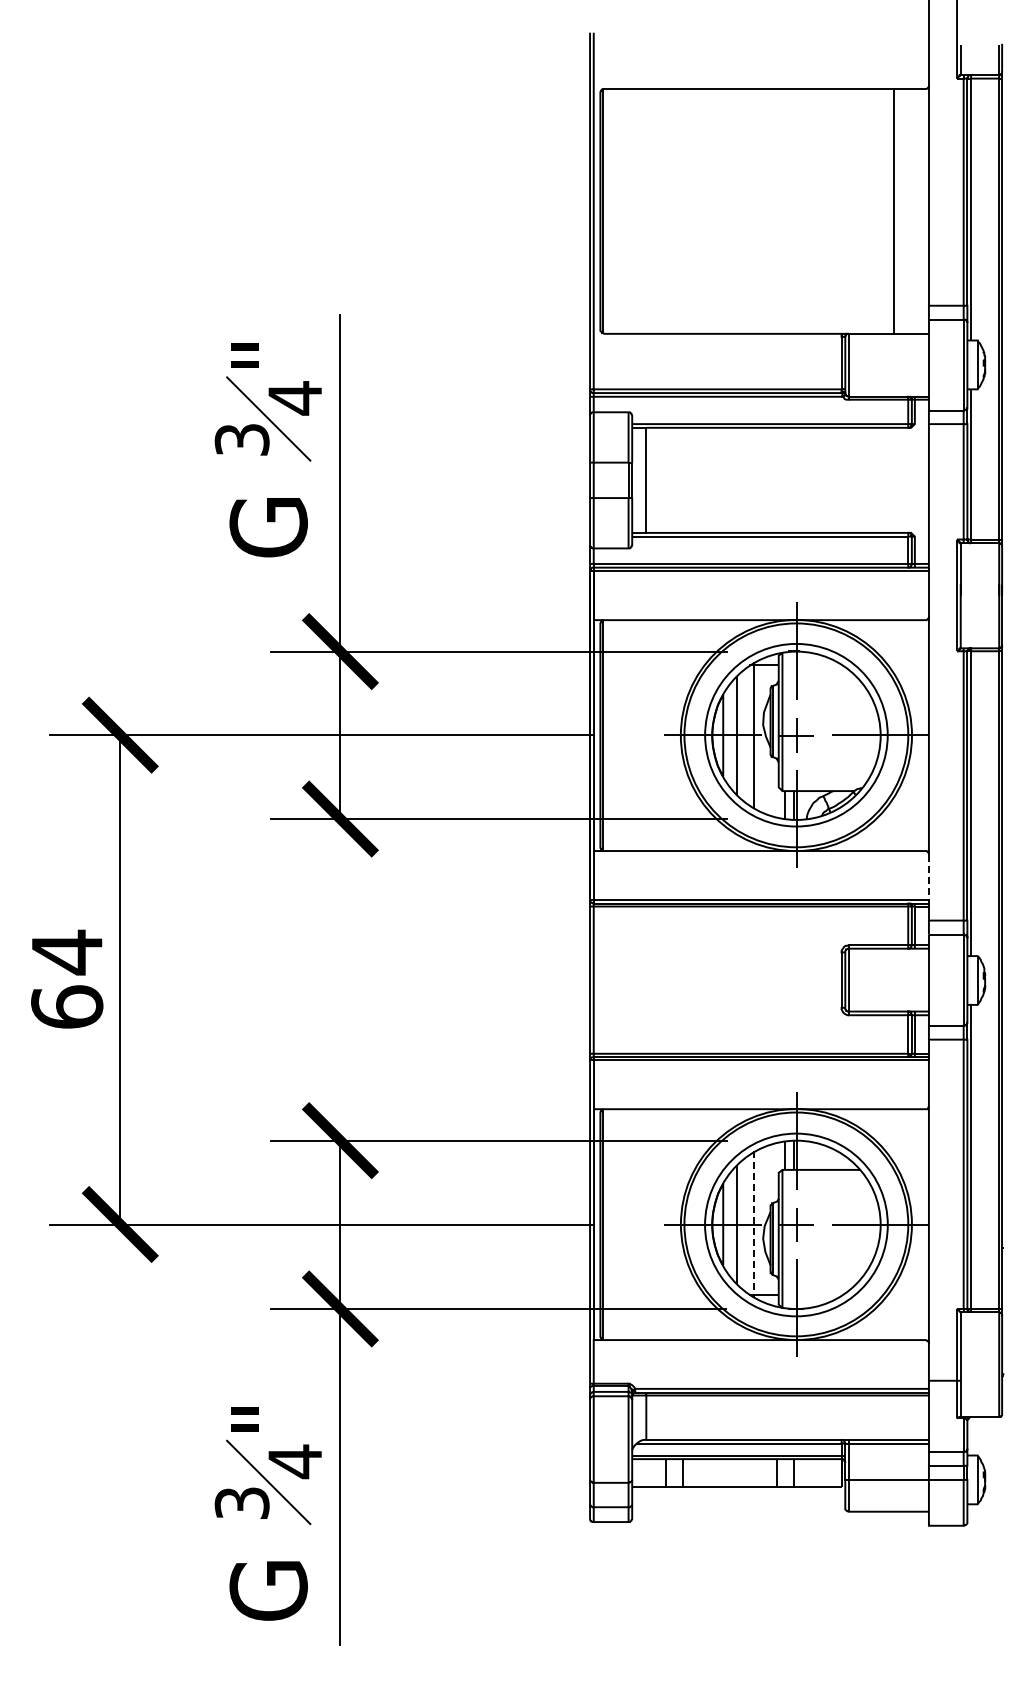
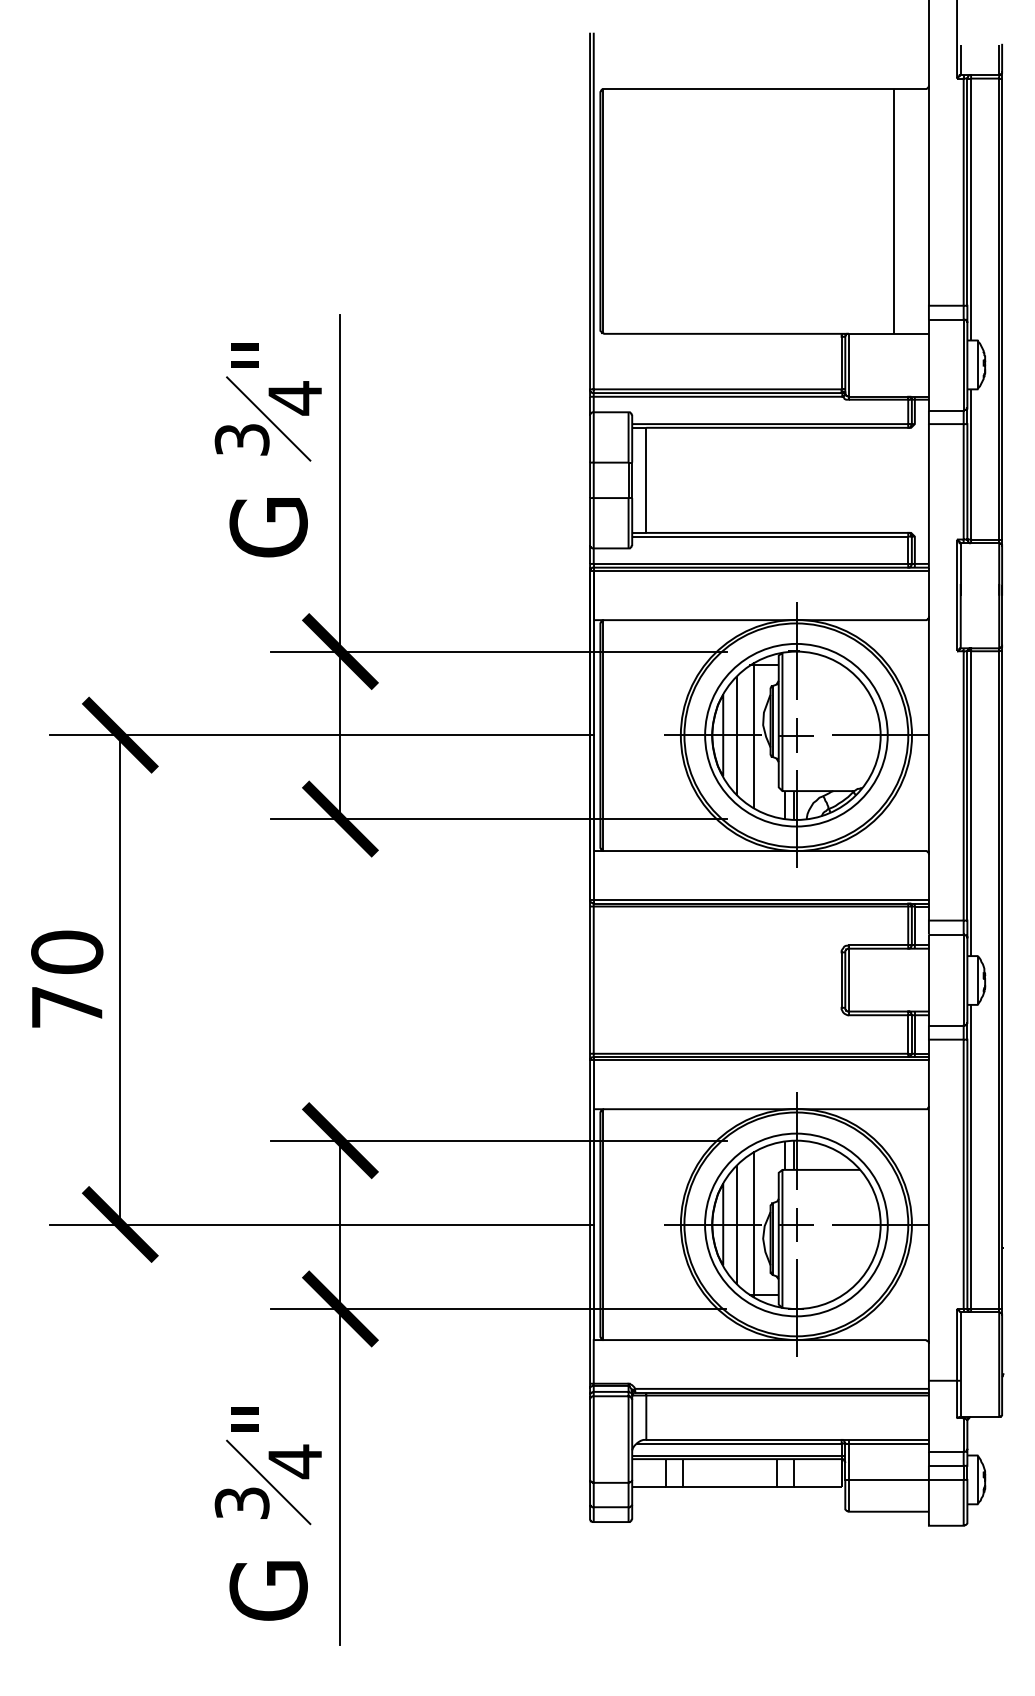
line: dashed -> solid (928, 877)
text: 64 -> 70 (67, 978)
line: dashed -> solid (754, 1227)
